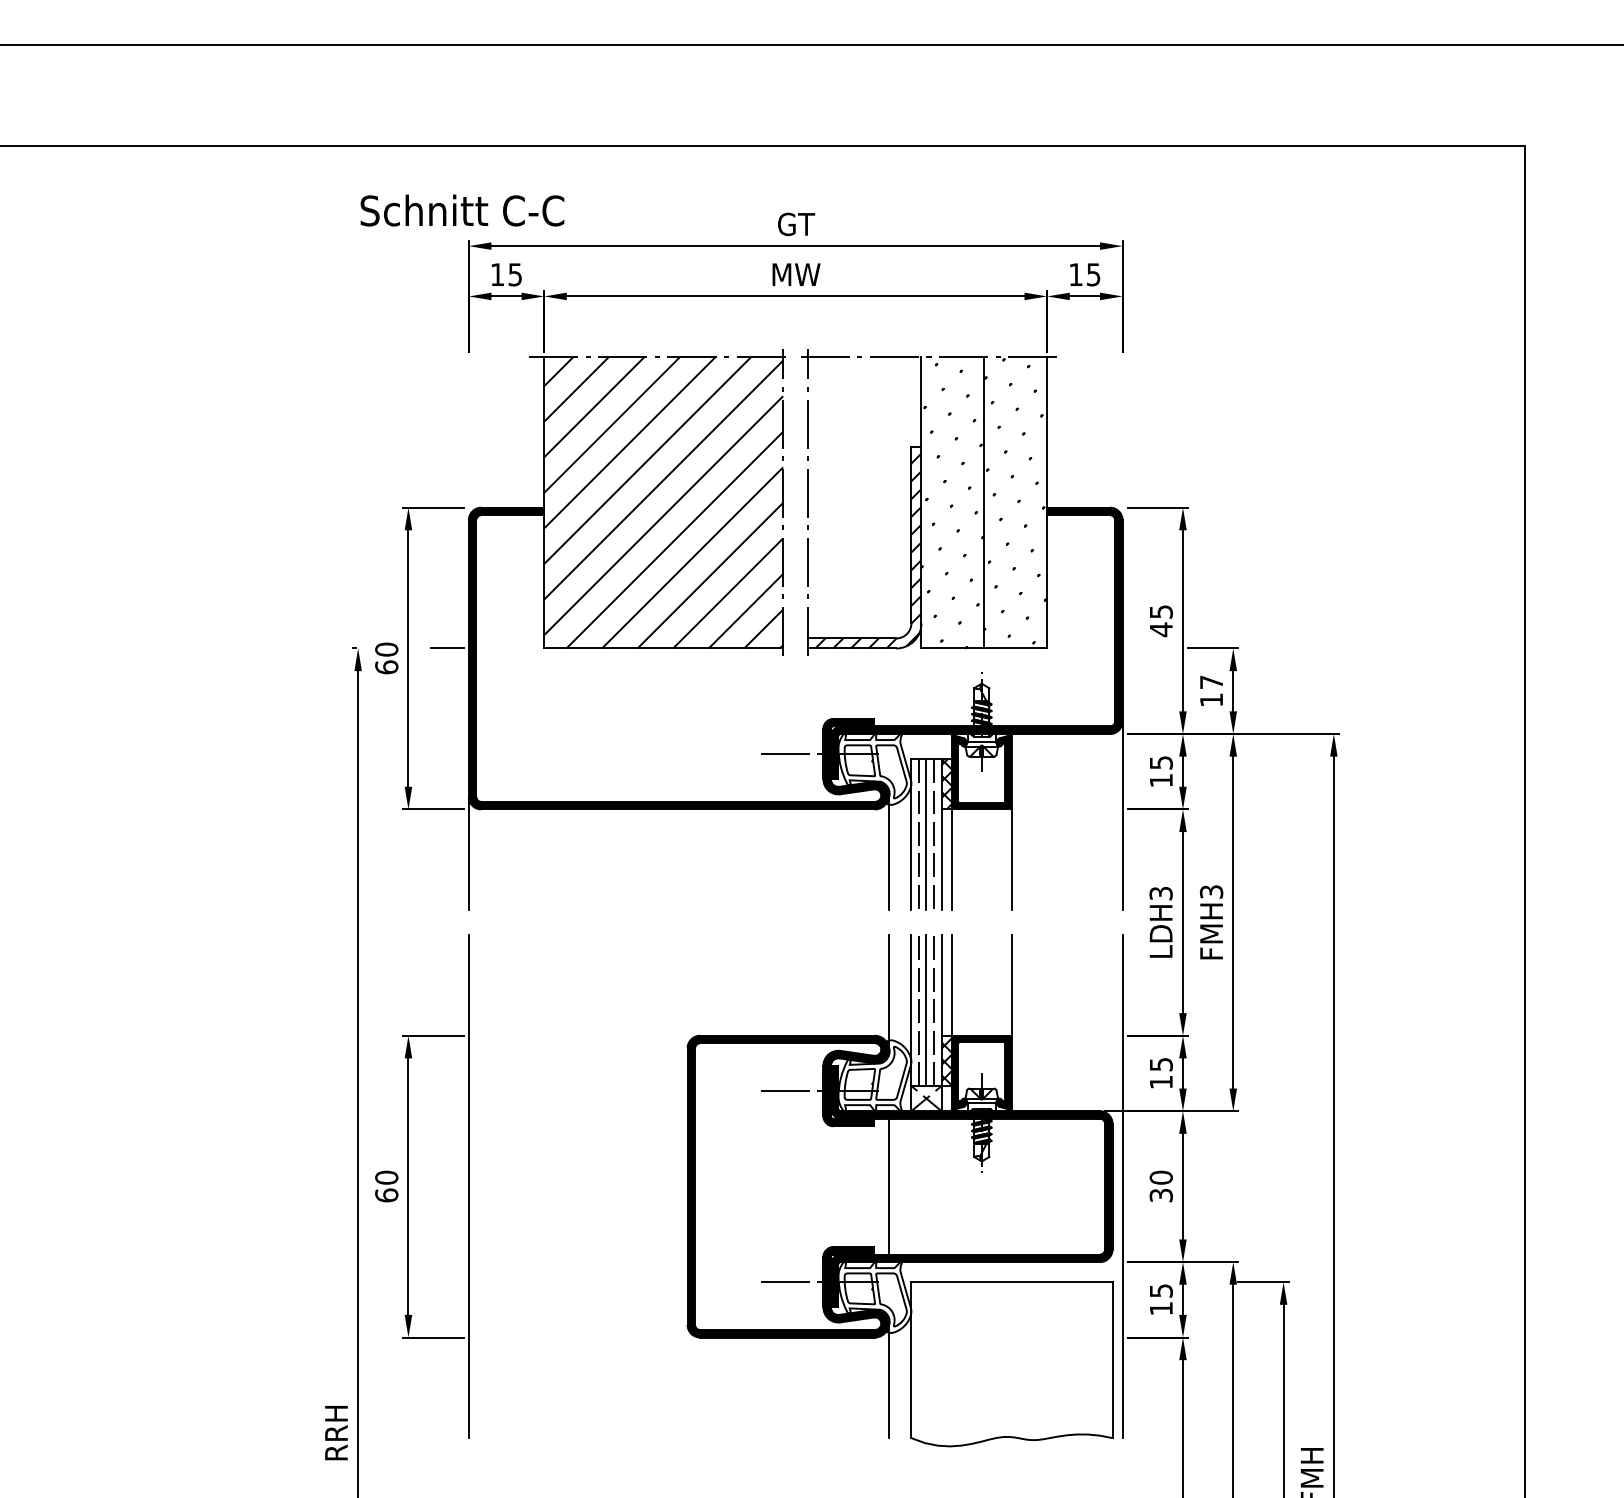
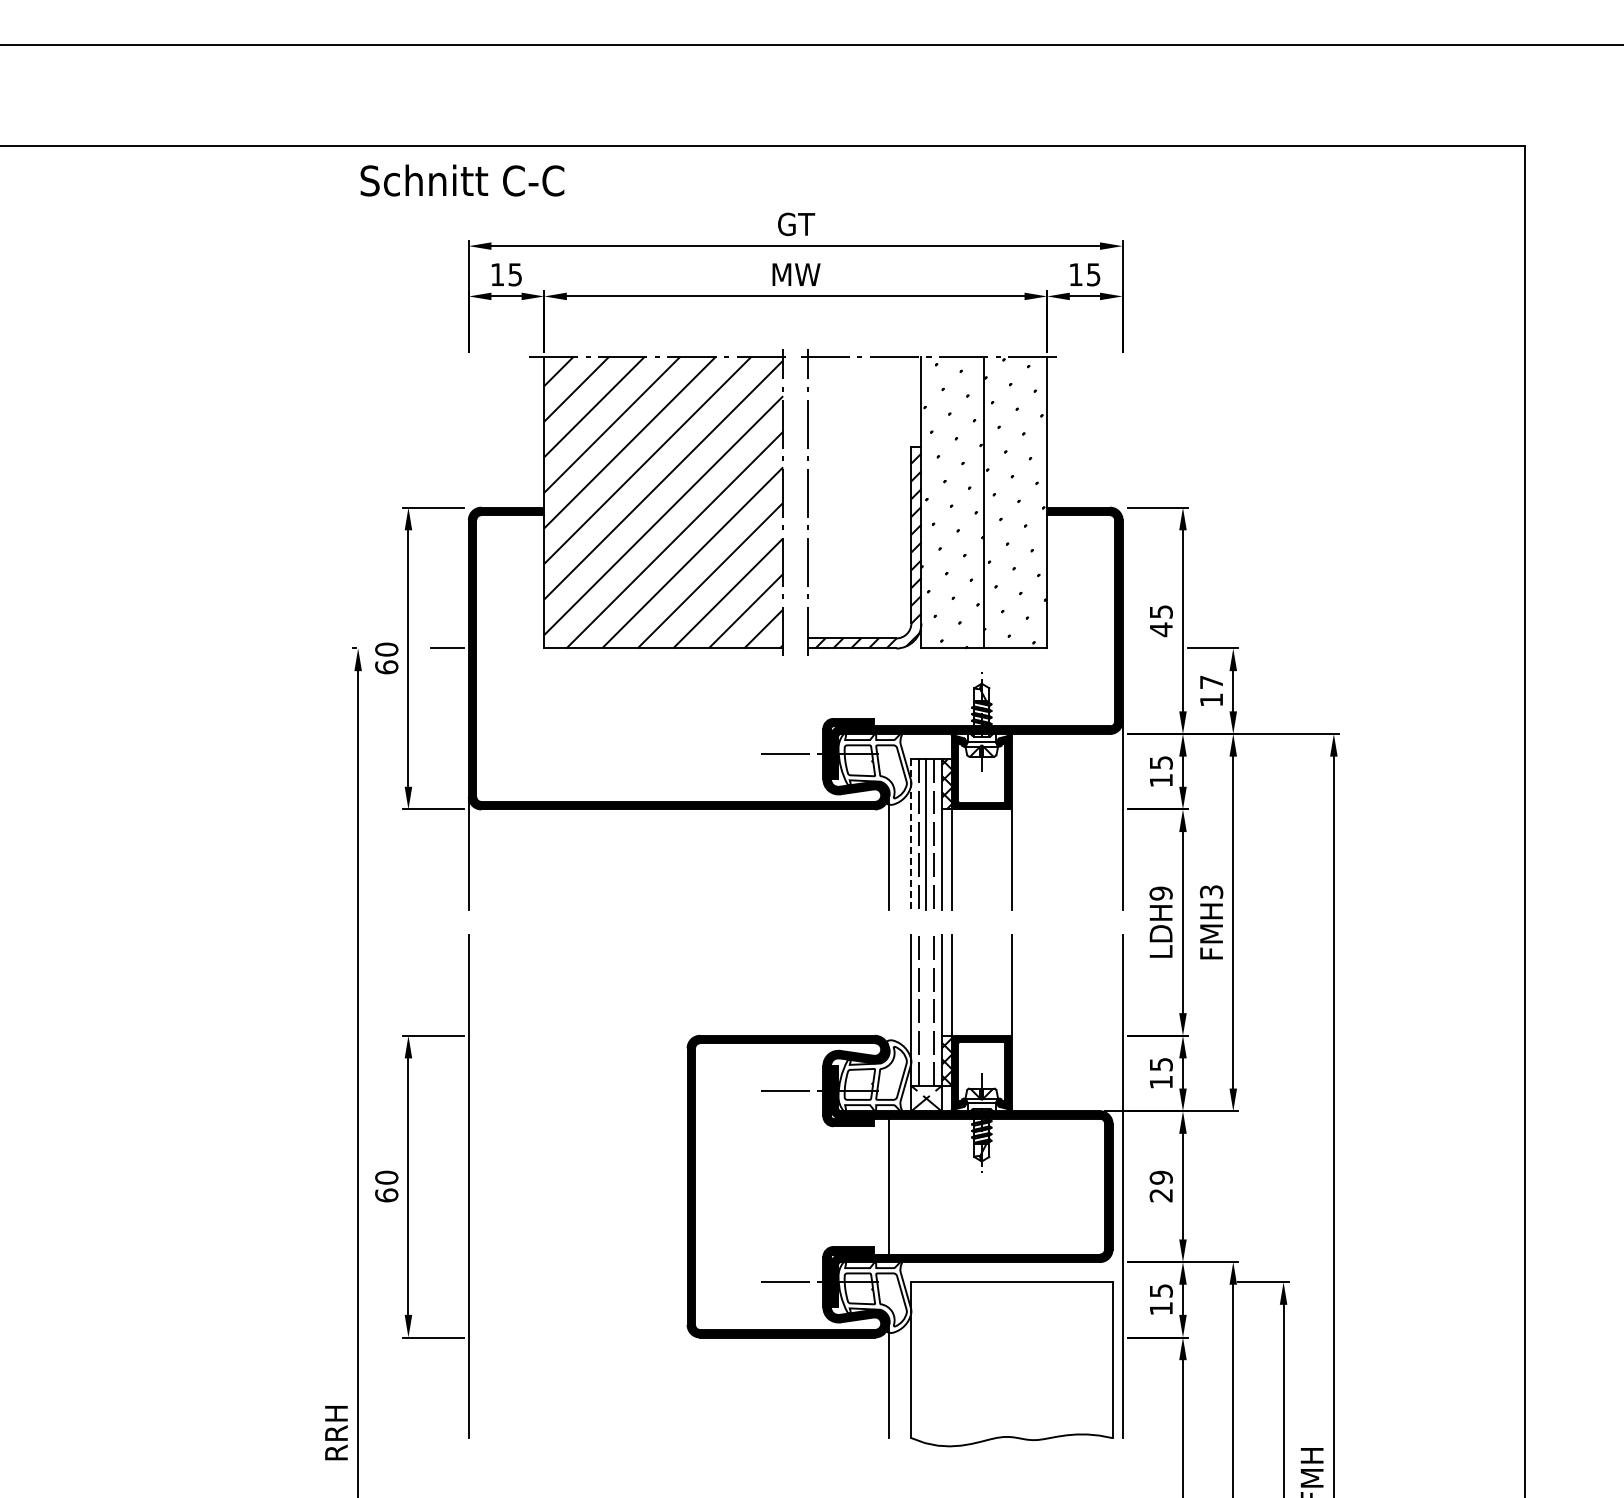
text position: (462, 210) -> (462, 180) (462, 180)
line: solid -> dashed (911, 835)
text: LDH3 -> LDH9 (1160, 893)
line: present -> none (888, 992)
line: present -> none (926, 1010)
text: 30 -> 29 (1160, 1186)
